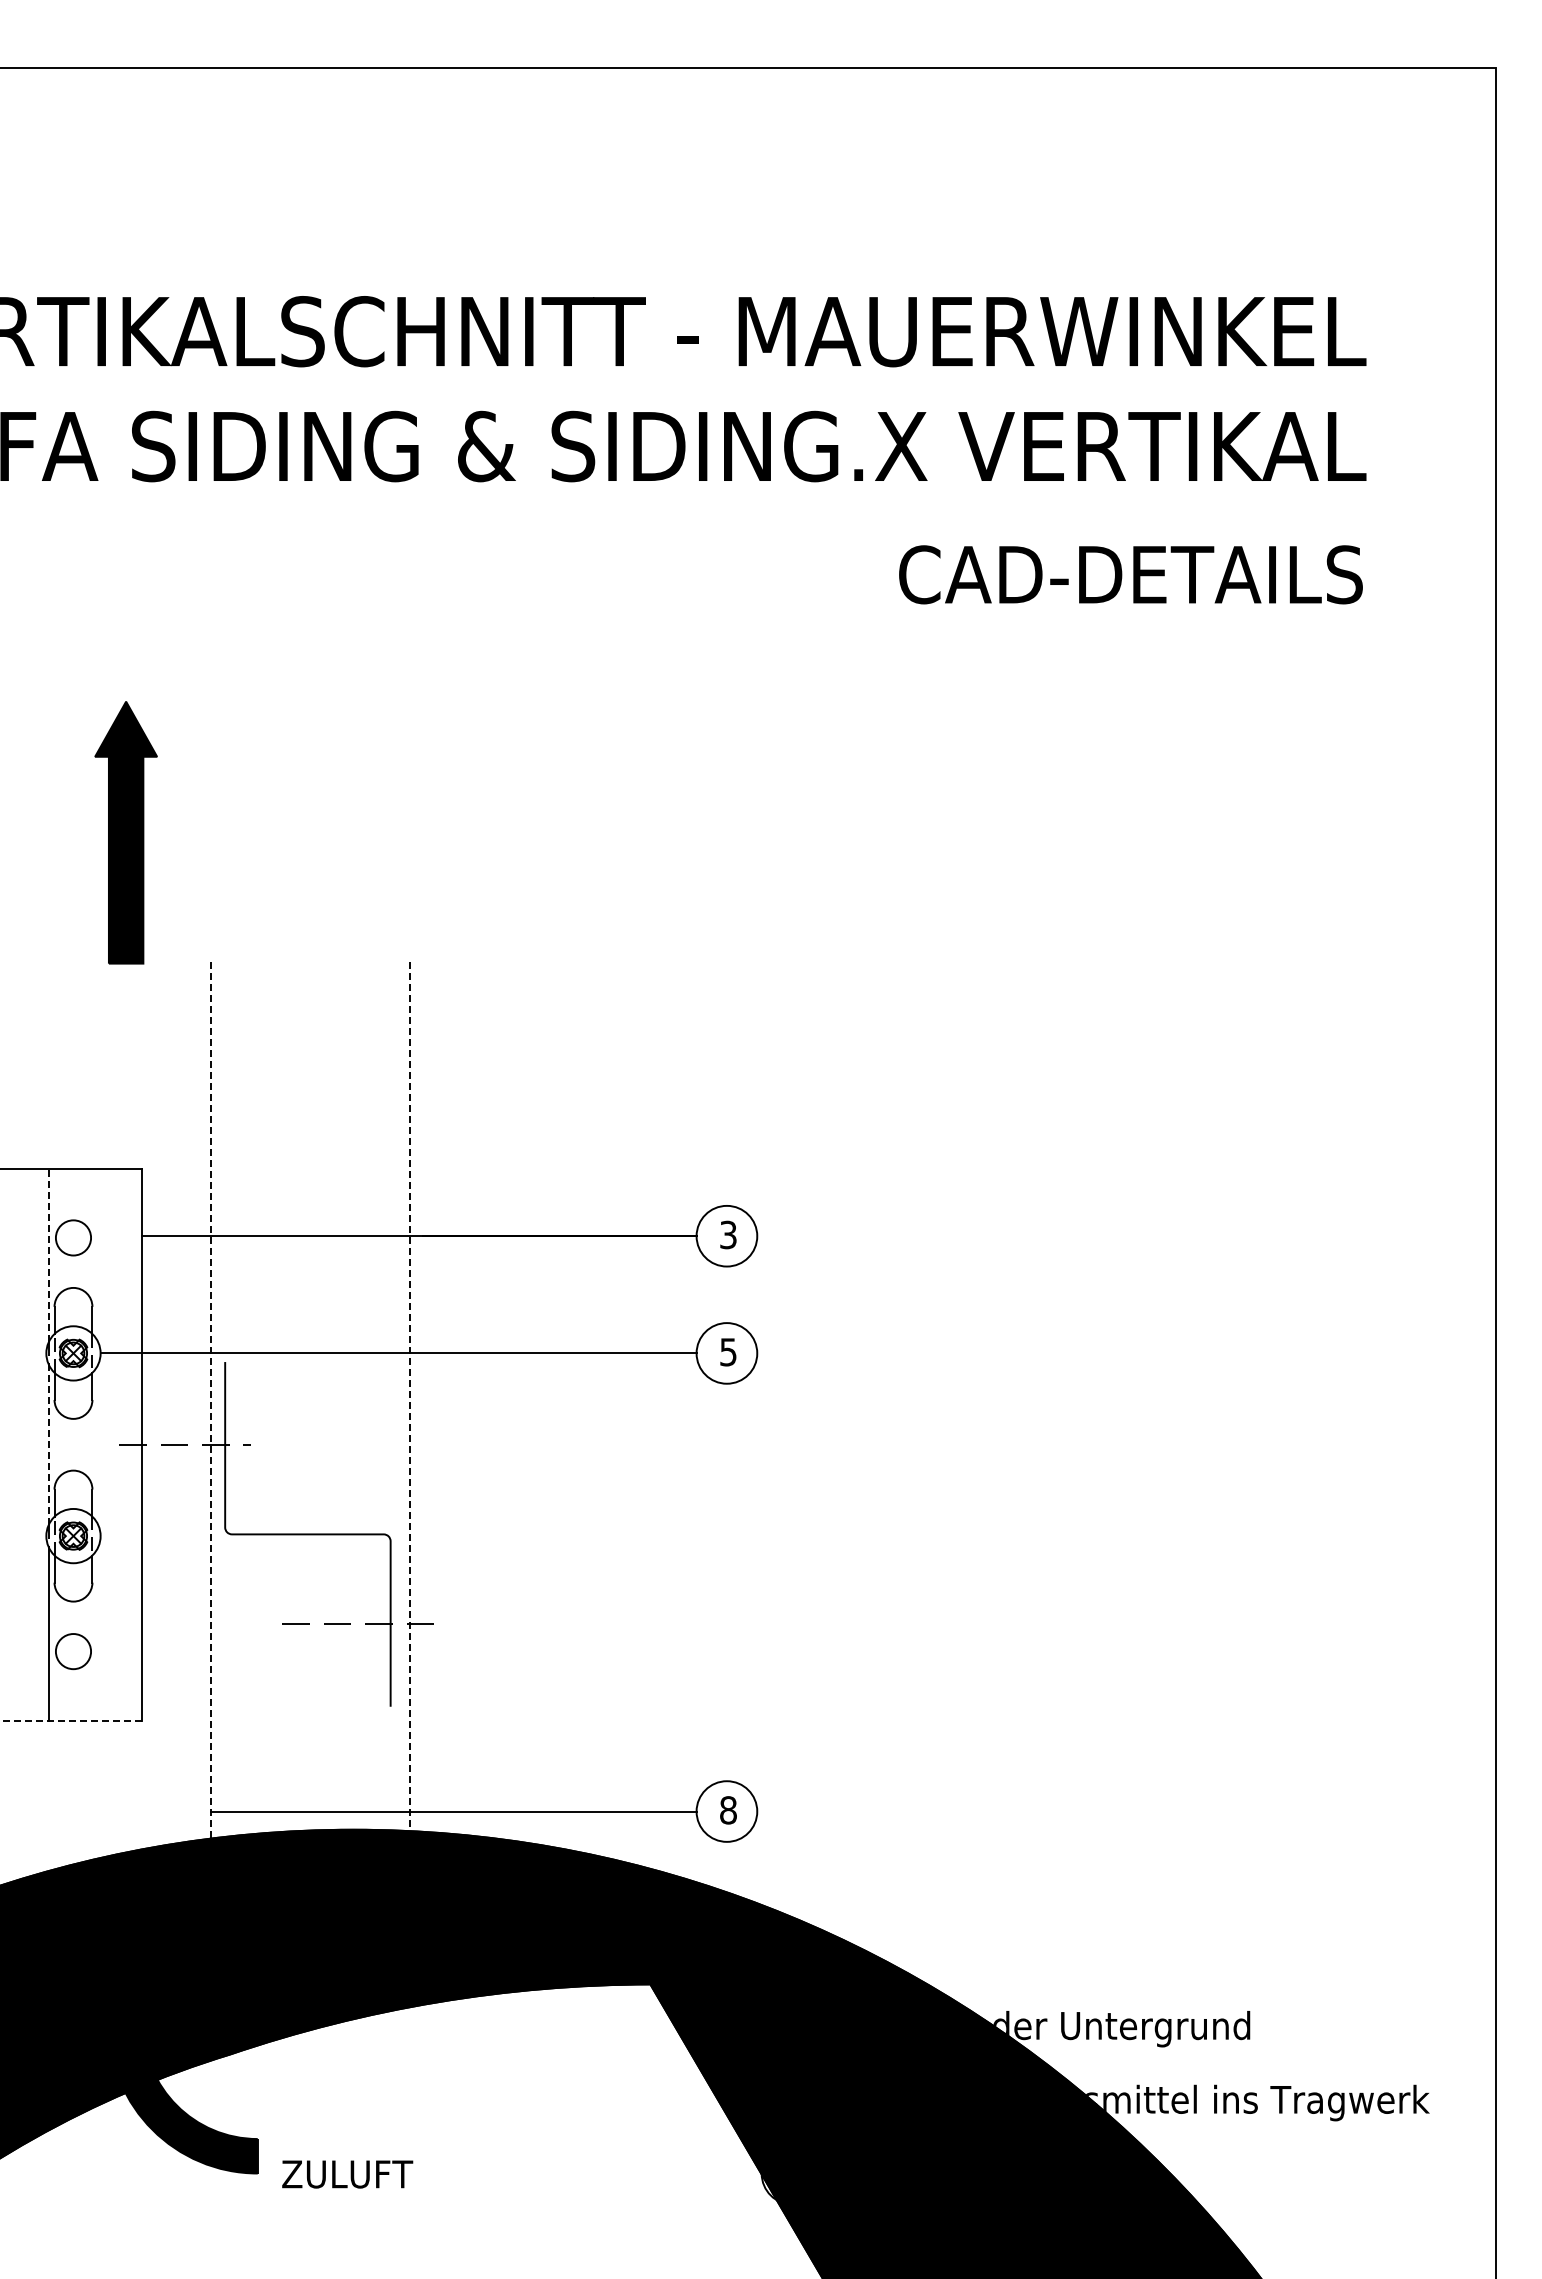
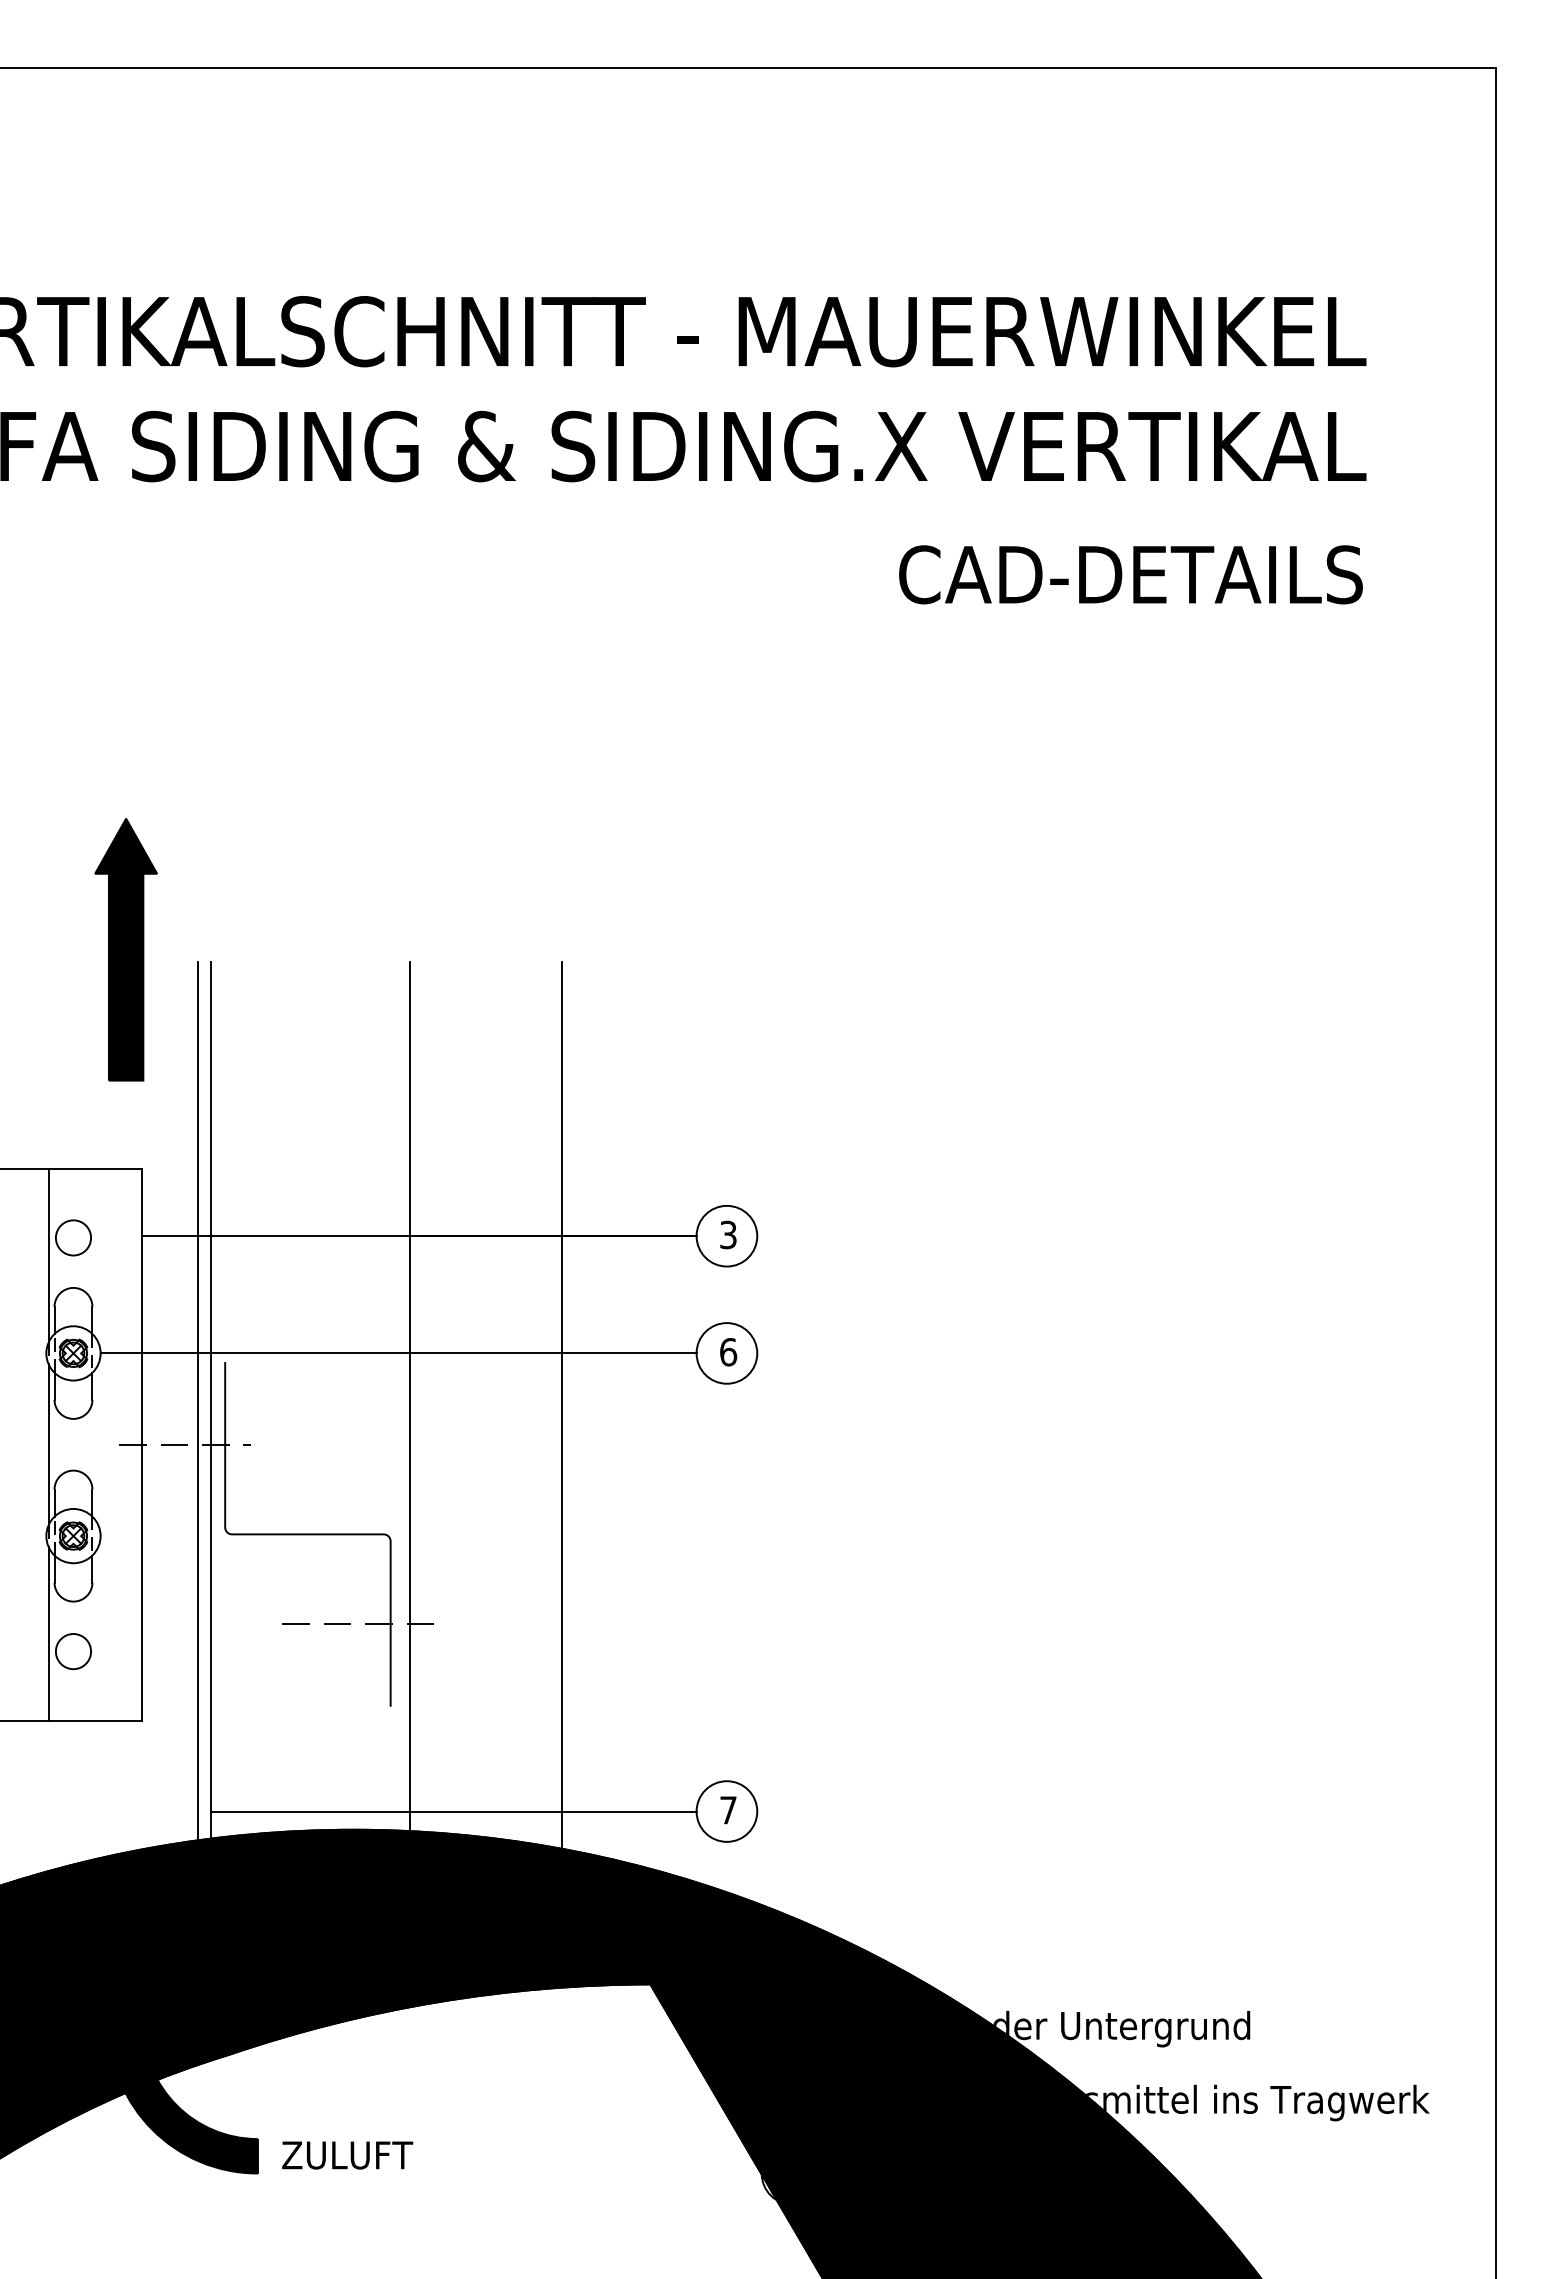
part position: (125, 832) -> (125, 949) (125, 949)
line: dashed -> solid (48, 1255)
text: 5 -> 6 (728, 1352)
line: dashed -> solid (48, 1444)
line: none -> present (197, 1444)
line: dashed -> solid (211, 1444)
line: dashed -> solid (409, 1444)
line: none -> present (561, 1444)
line: dashed -> solid (71, 1720)
text: 8 -> 7 (728, 1810)
text position: (347, 2174) -> (347, 2155) (347, 2155)
